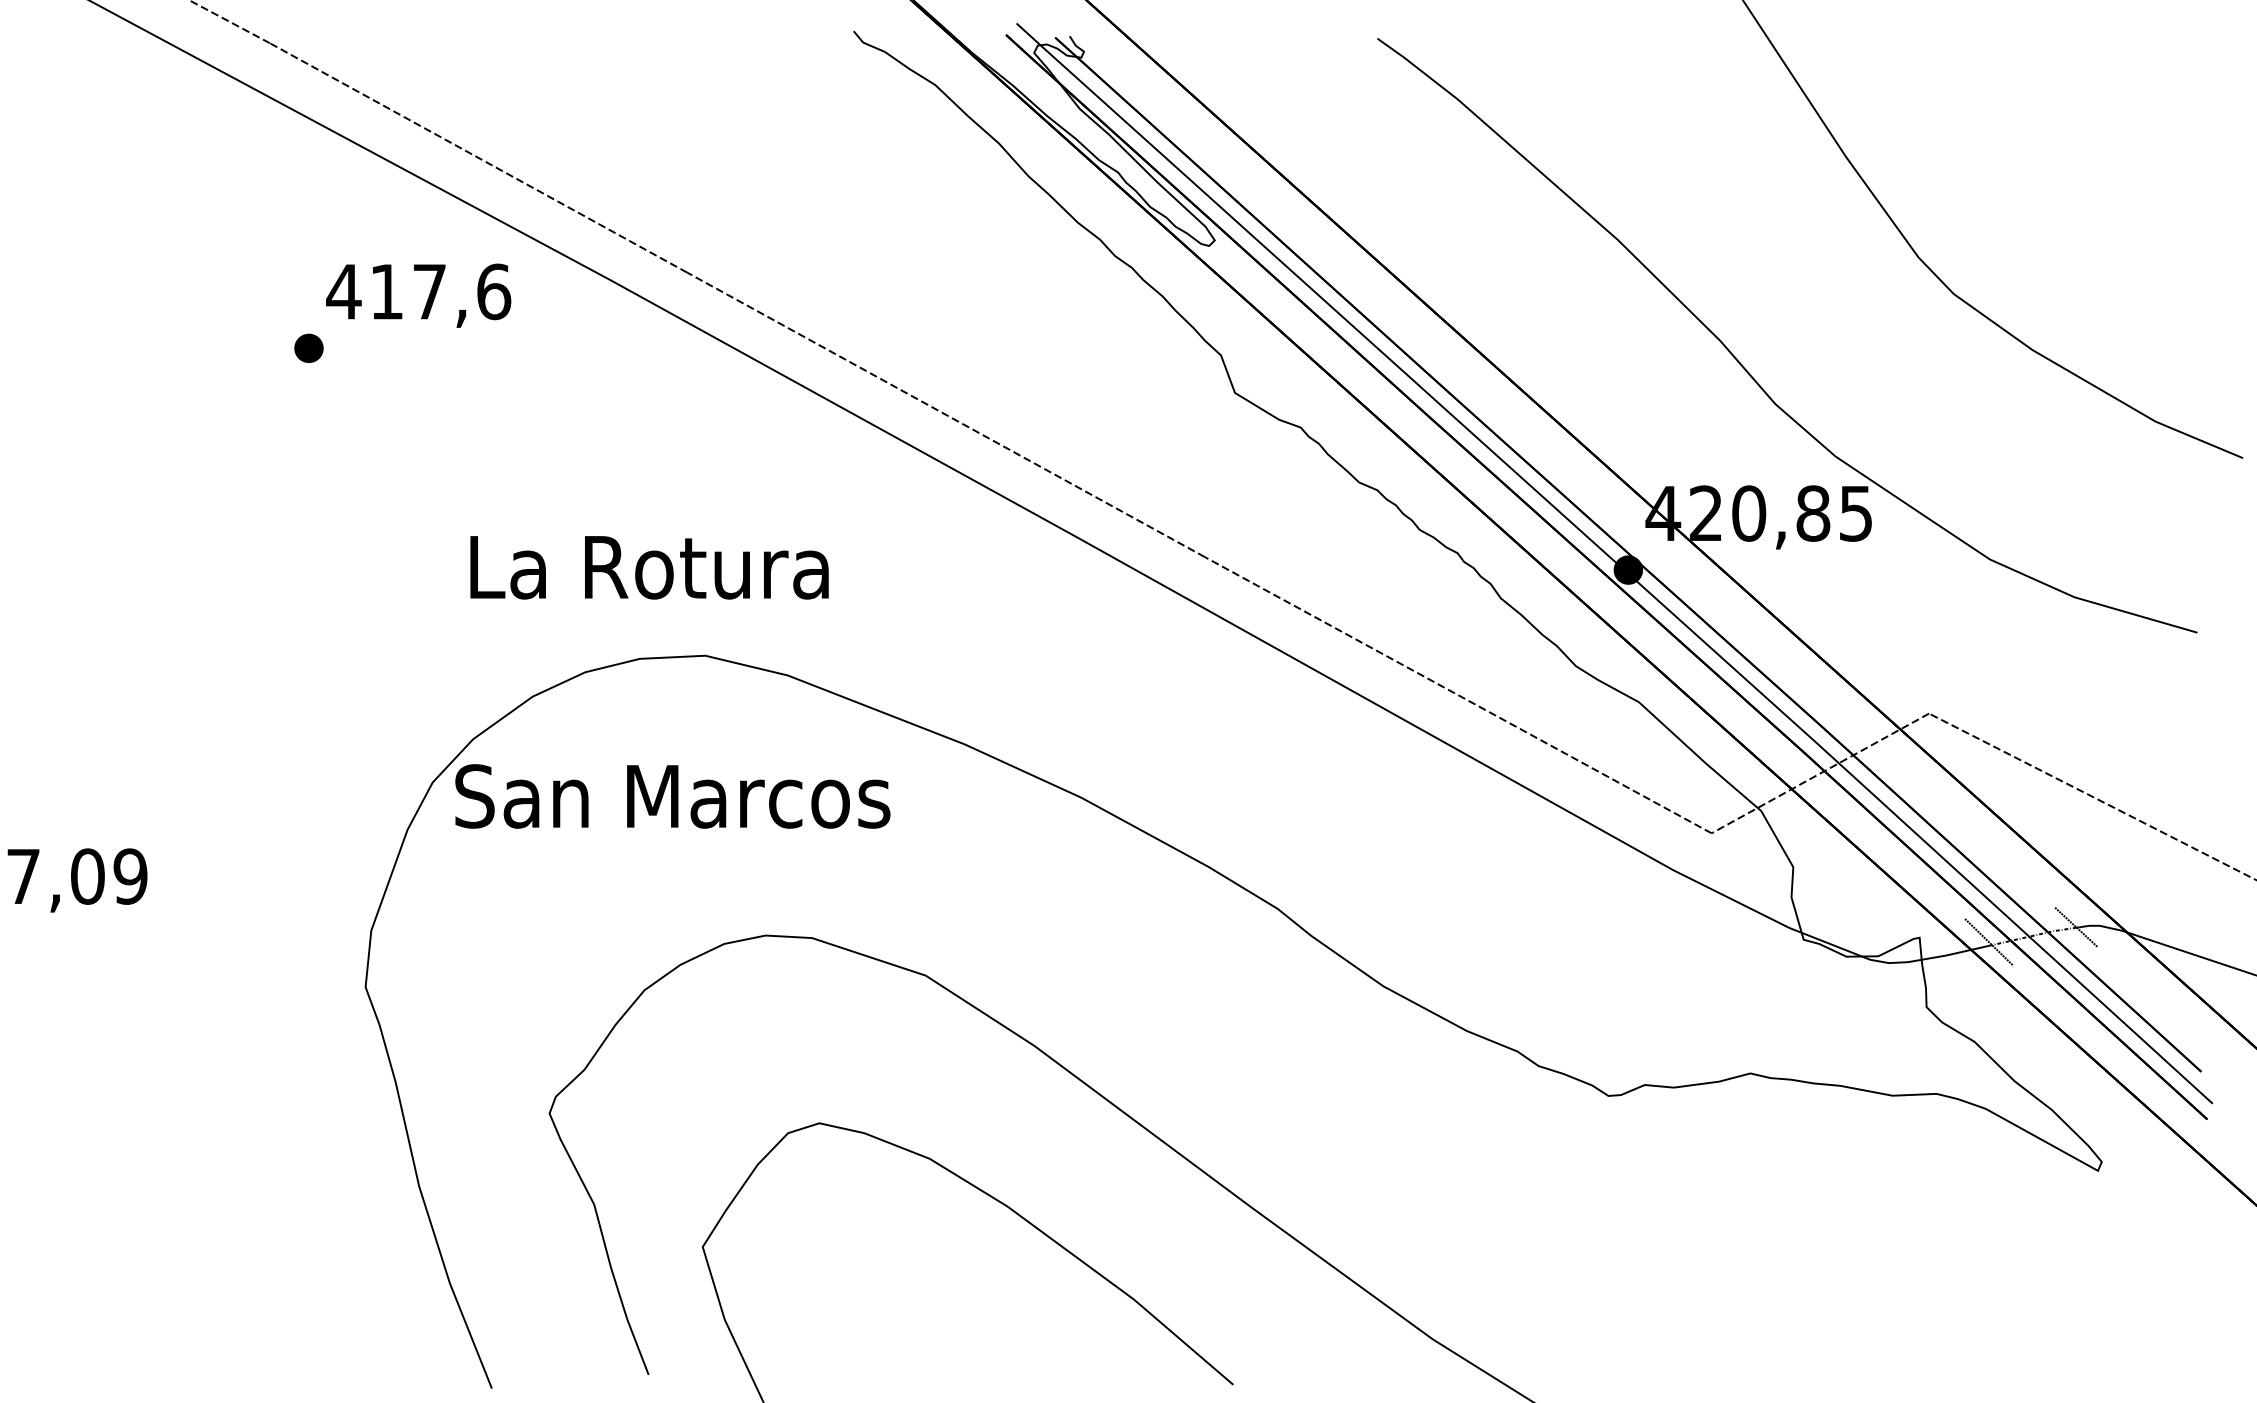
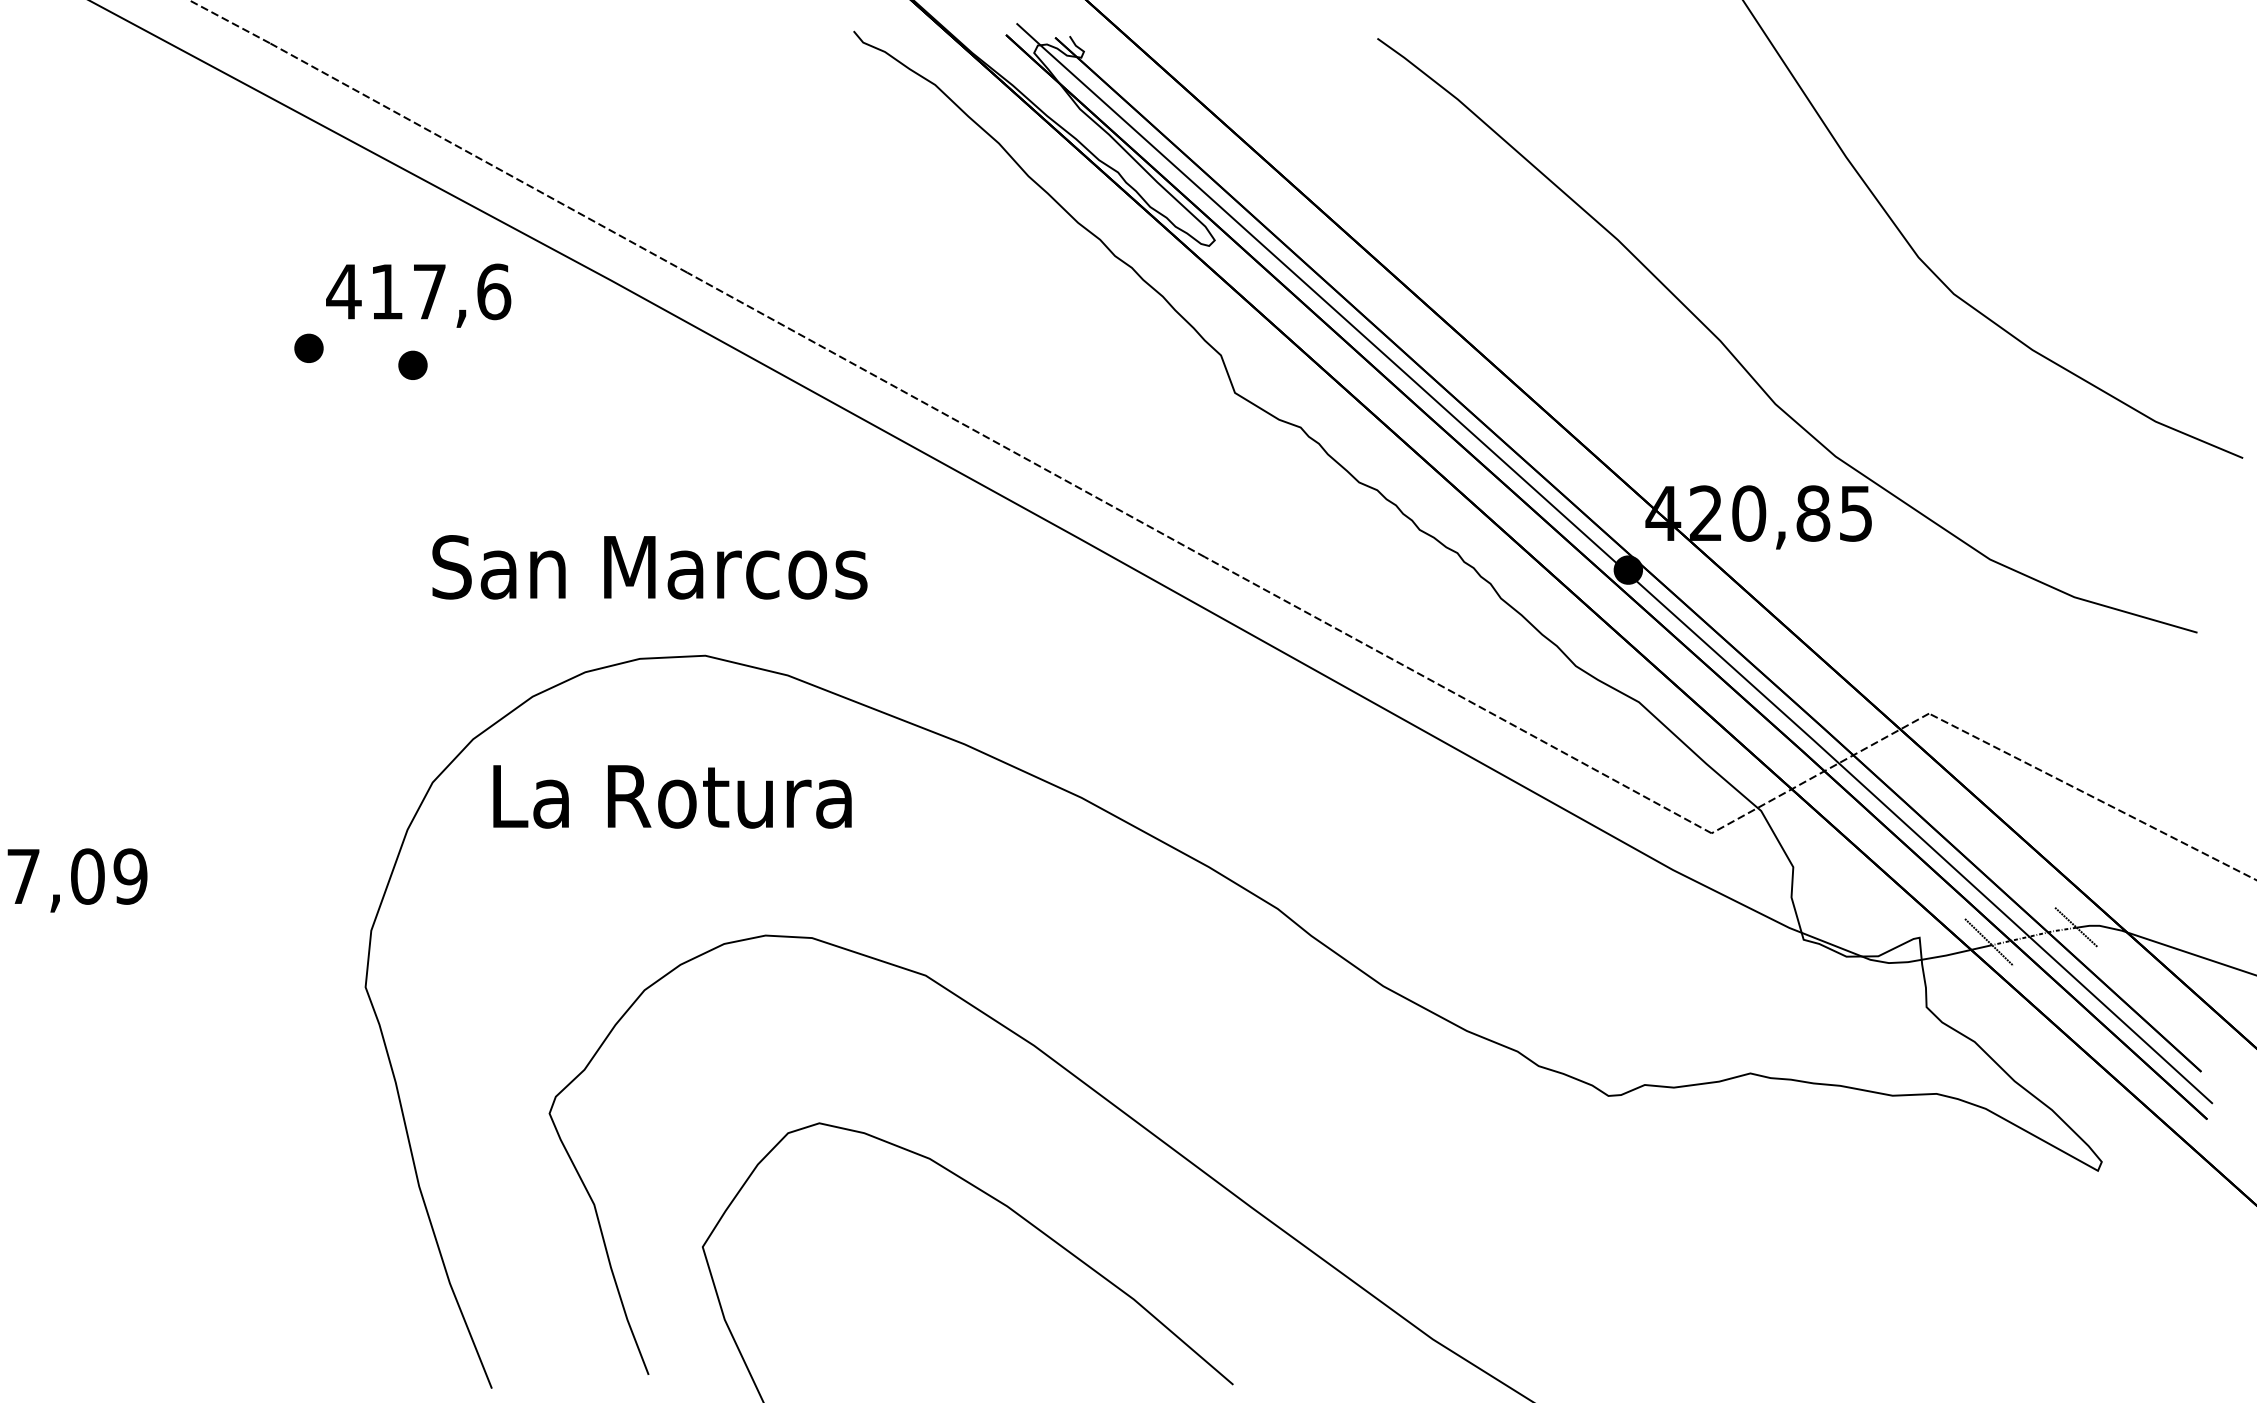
part: none -> present (412, 364)
text: La Rotura -> San Marcos (649, 567)
text: San Marcos -> La Rotura (672, 796)
